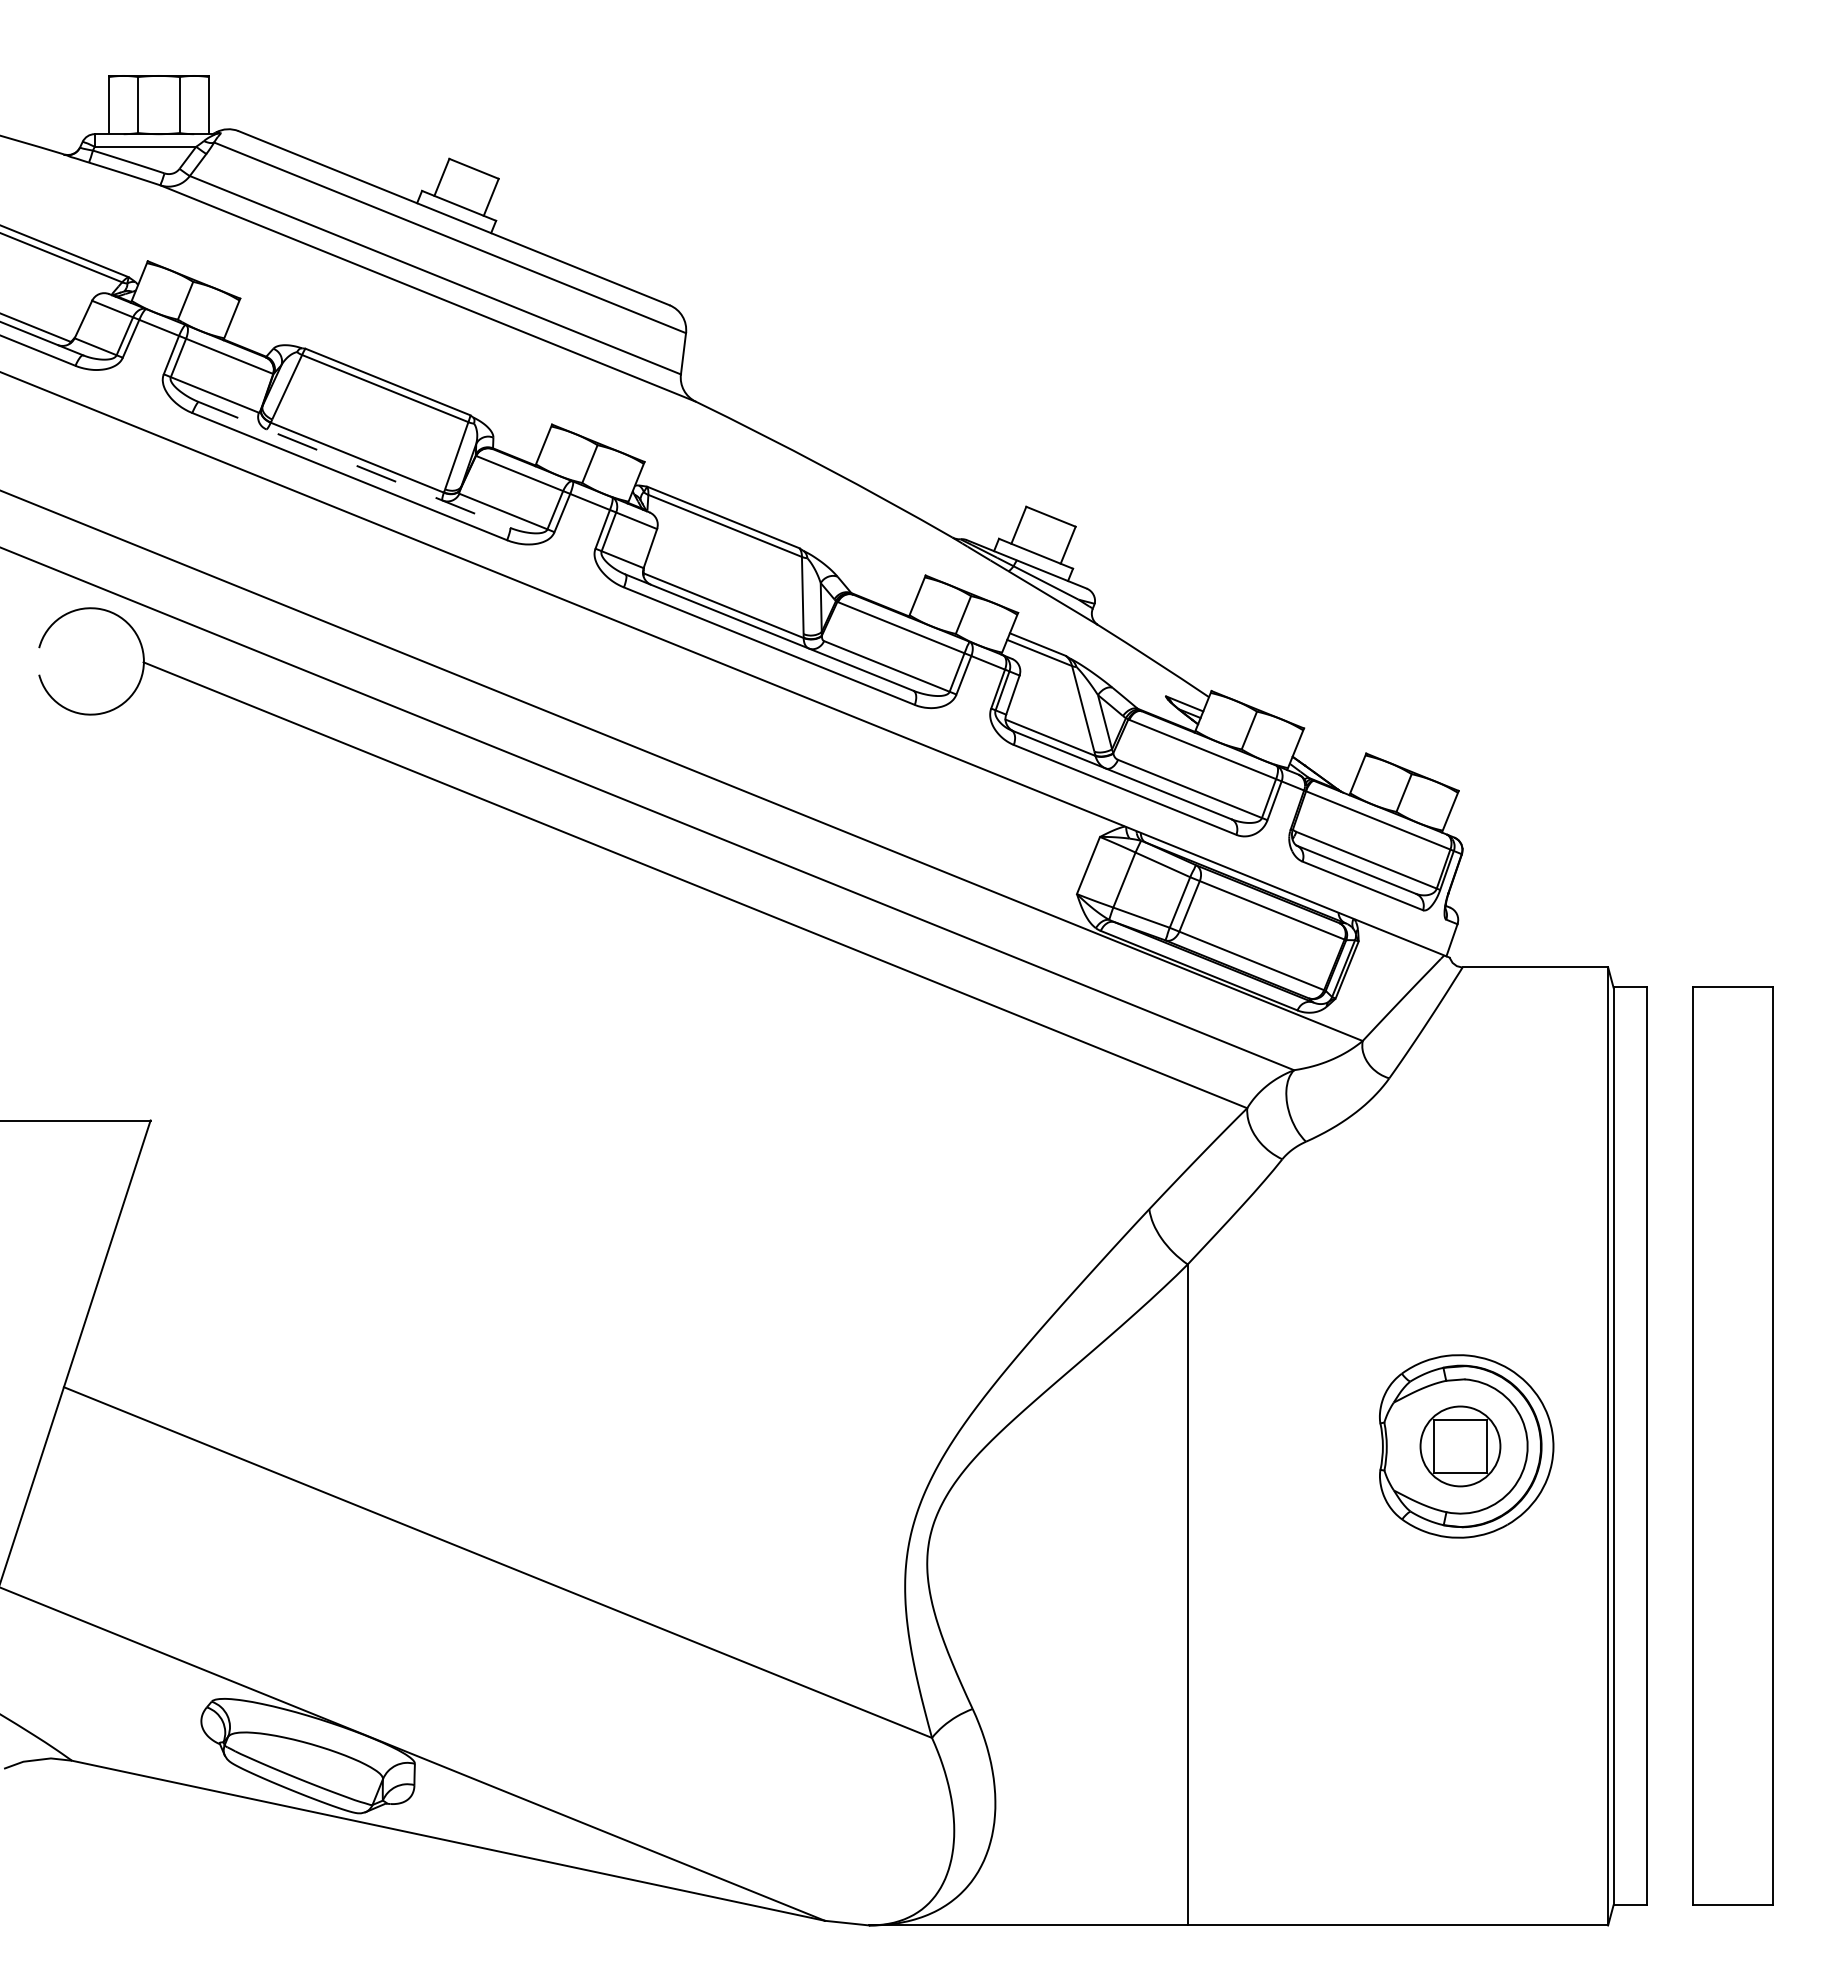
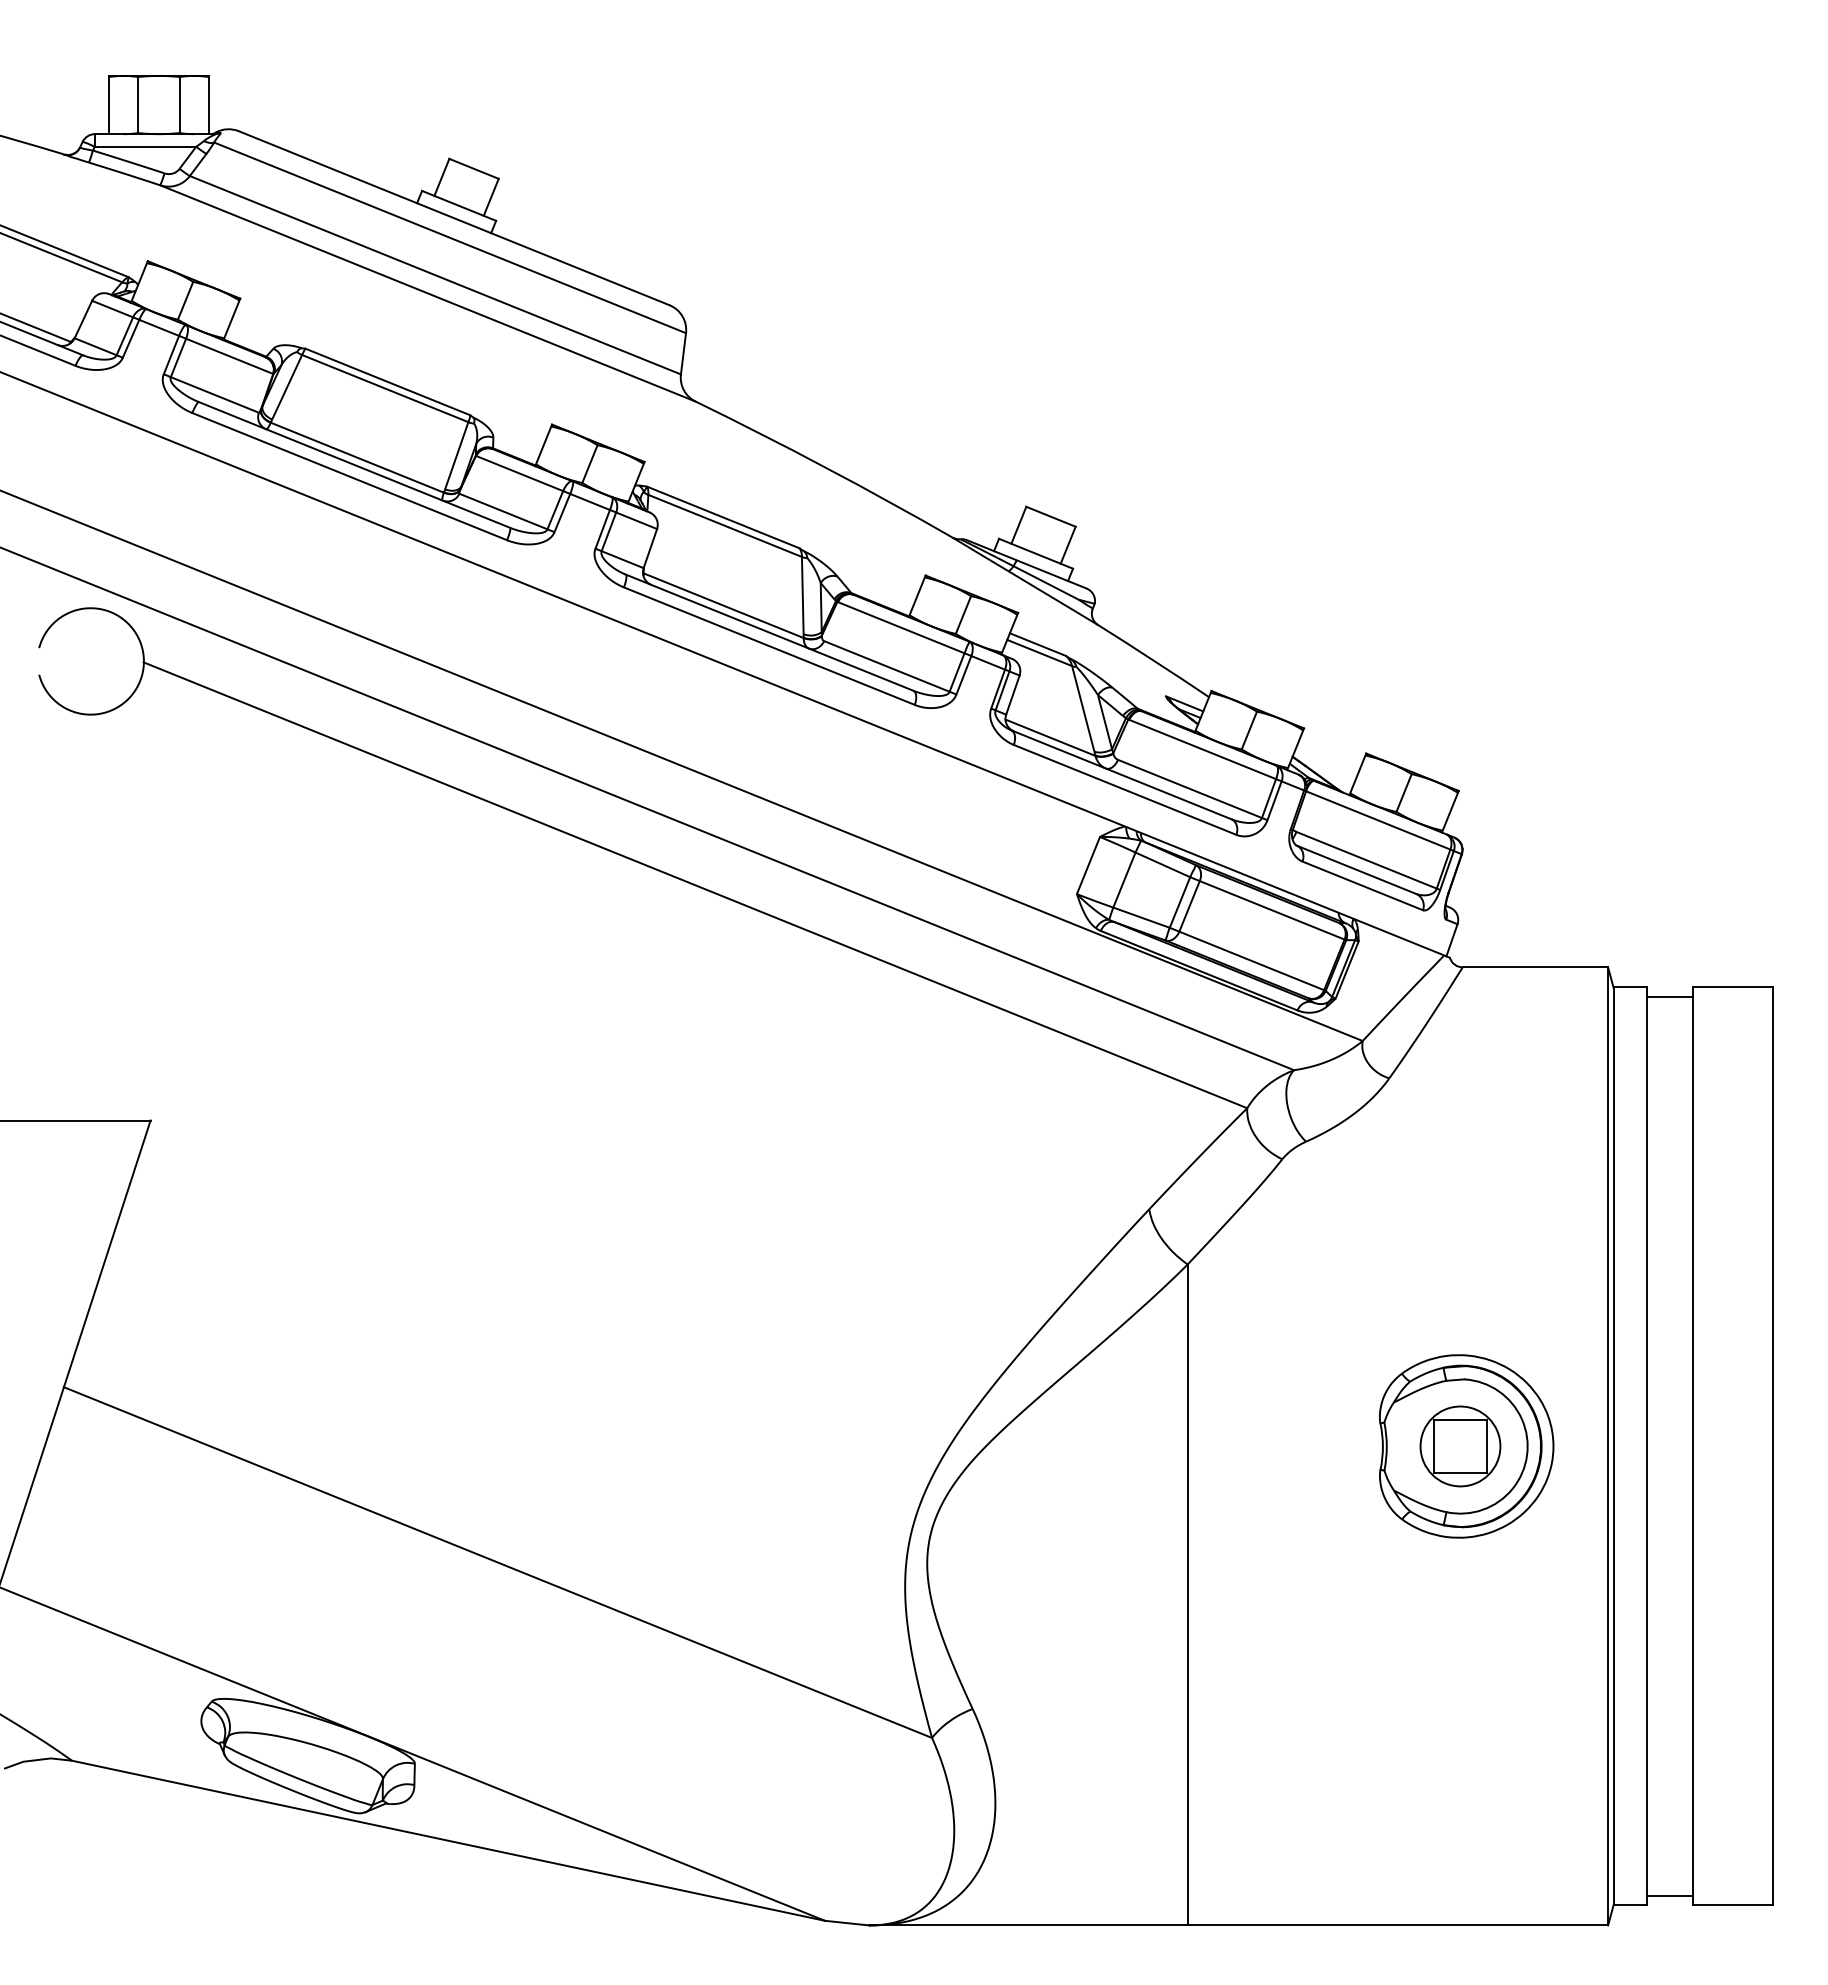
line: dashed -> solid (354, 464)
line: none -> present (1669, 997)
line: none -> present (1669, 1895)
